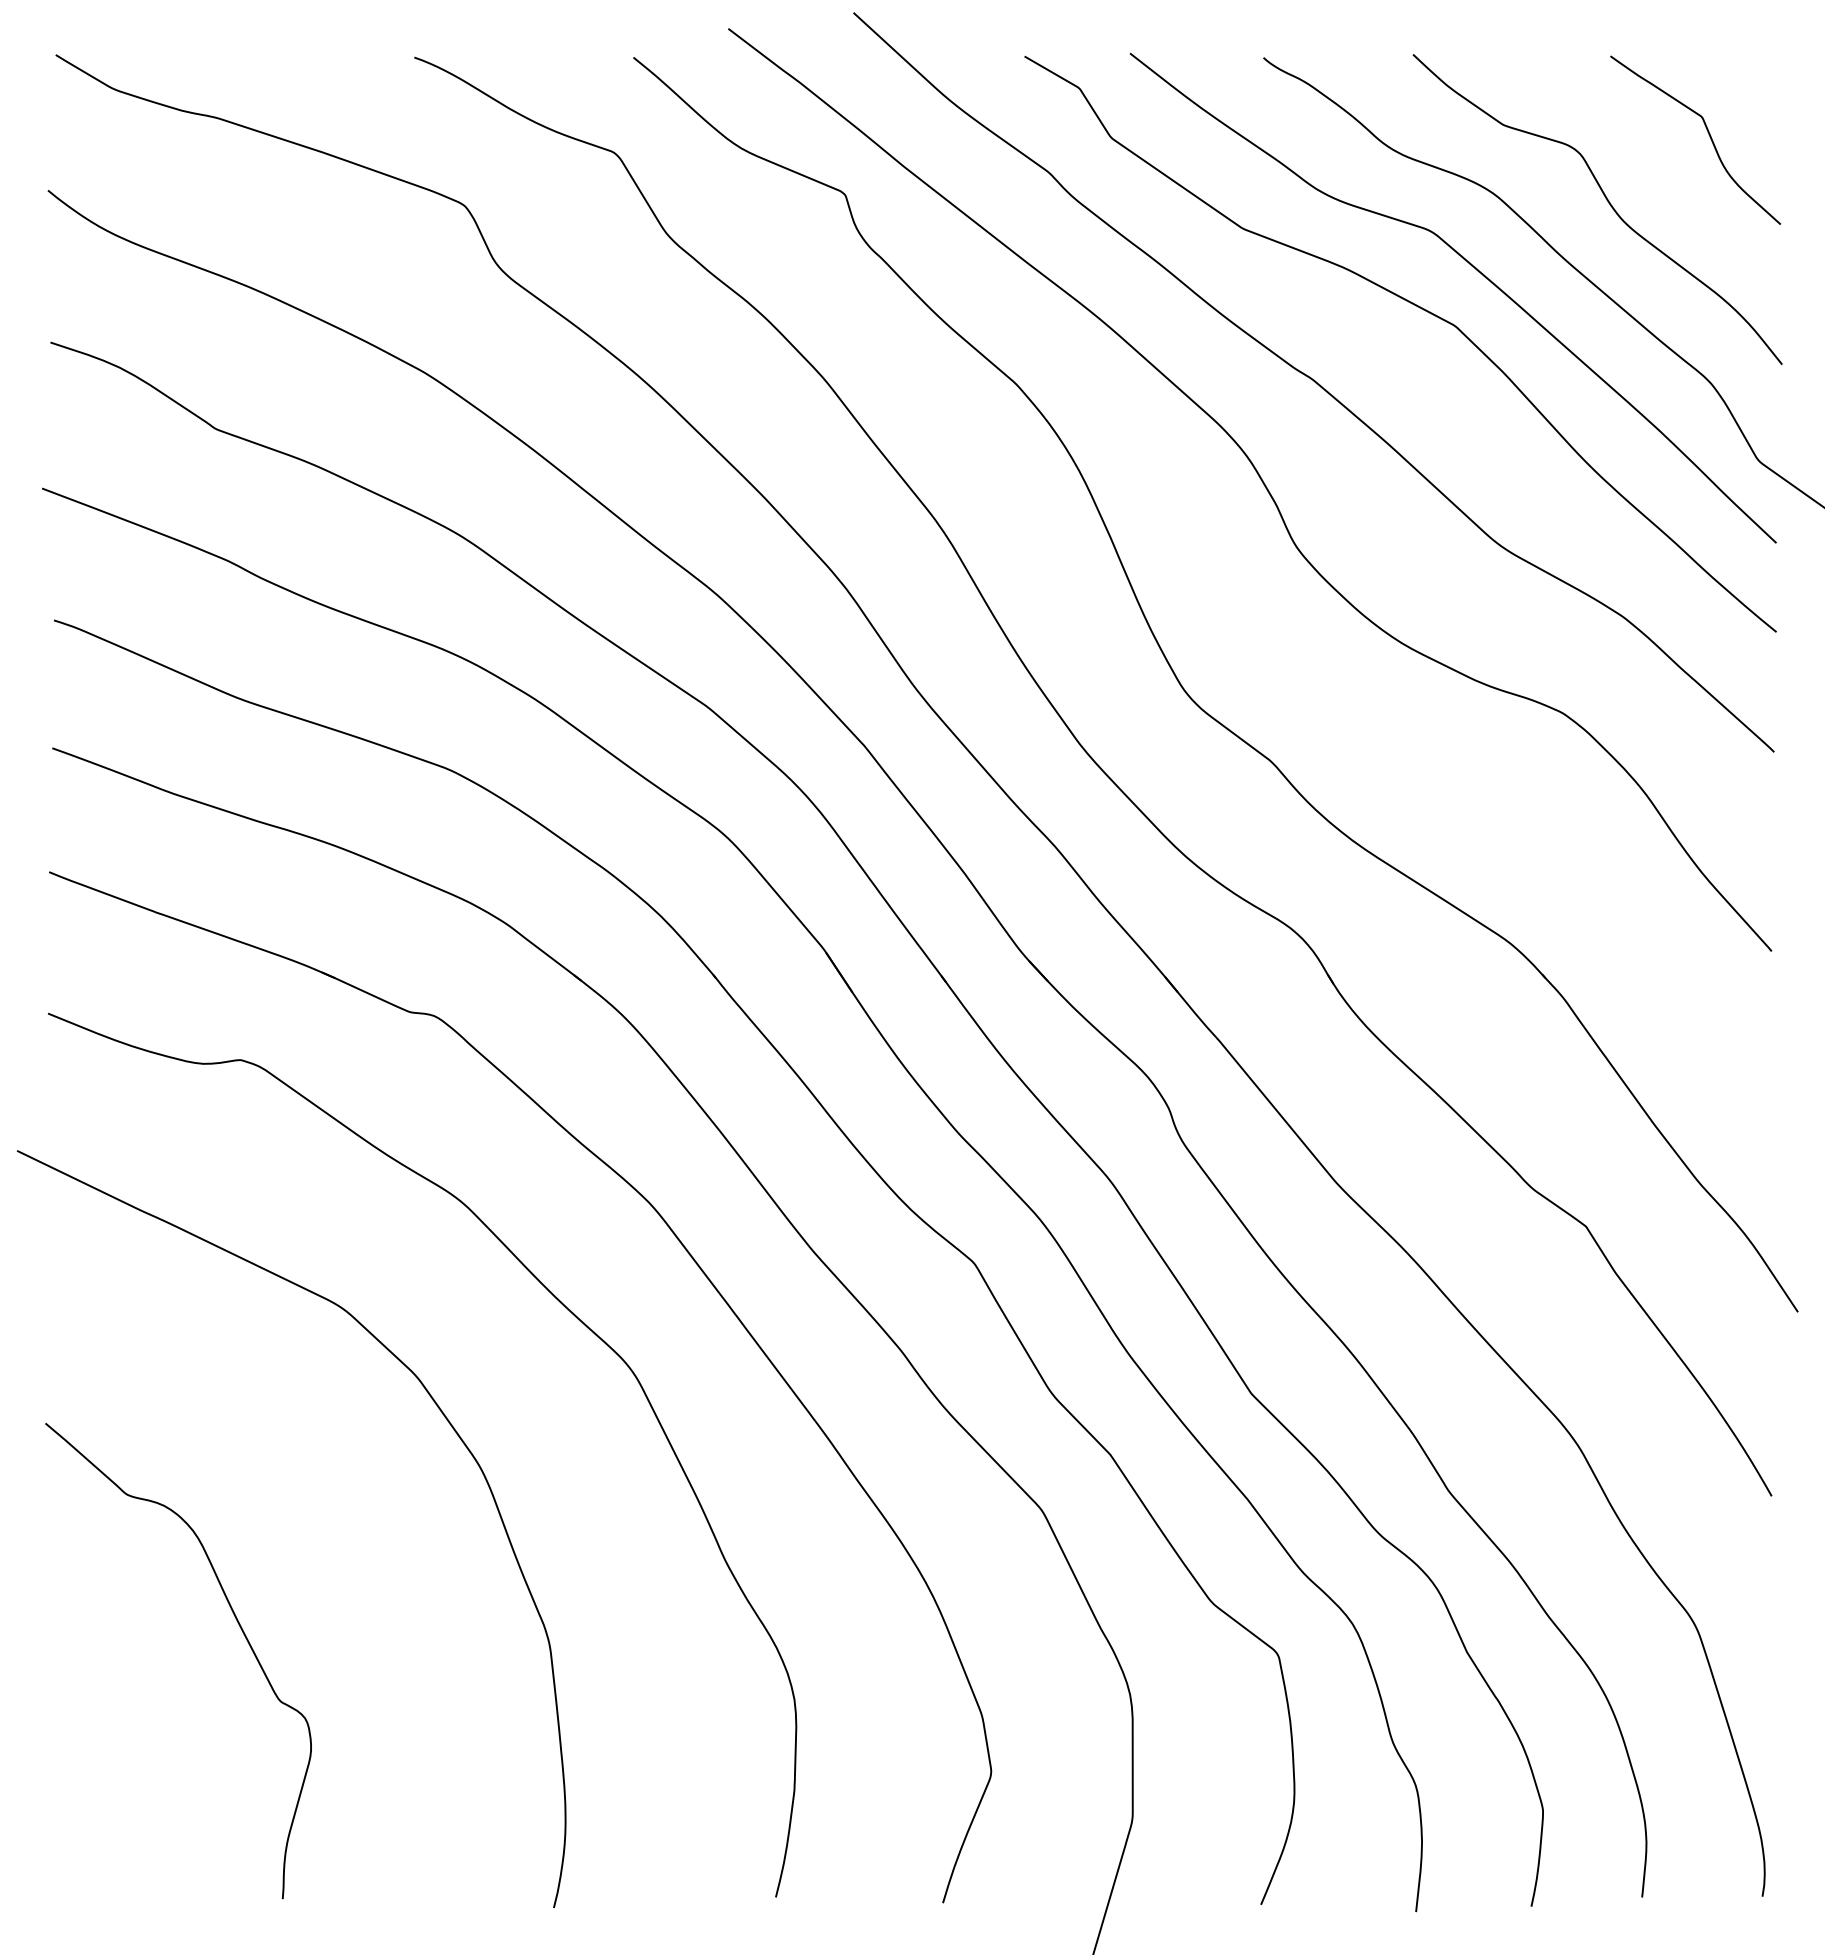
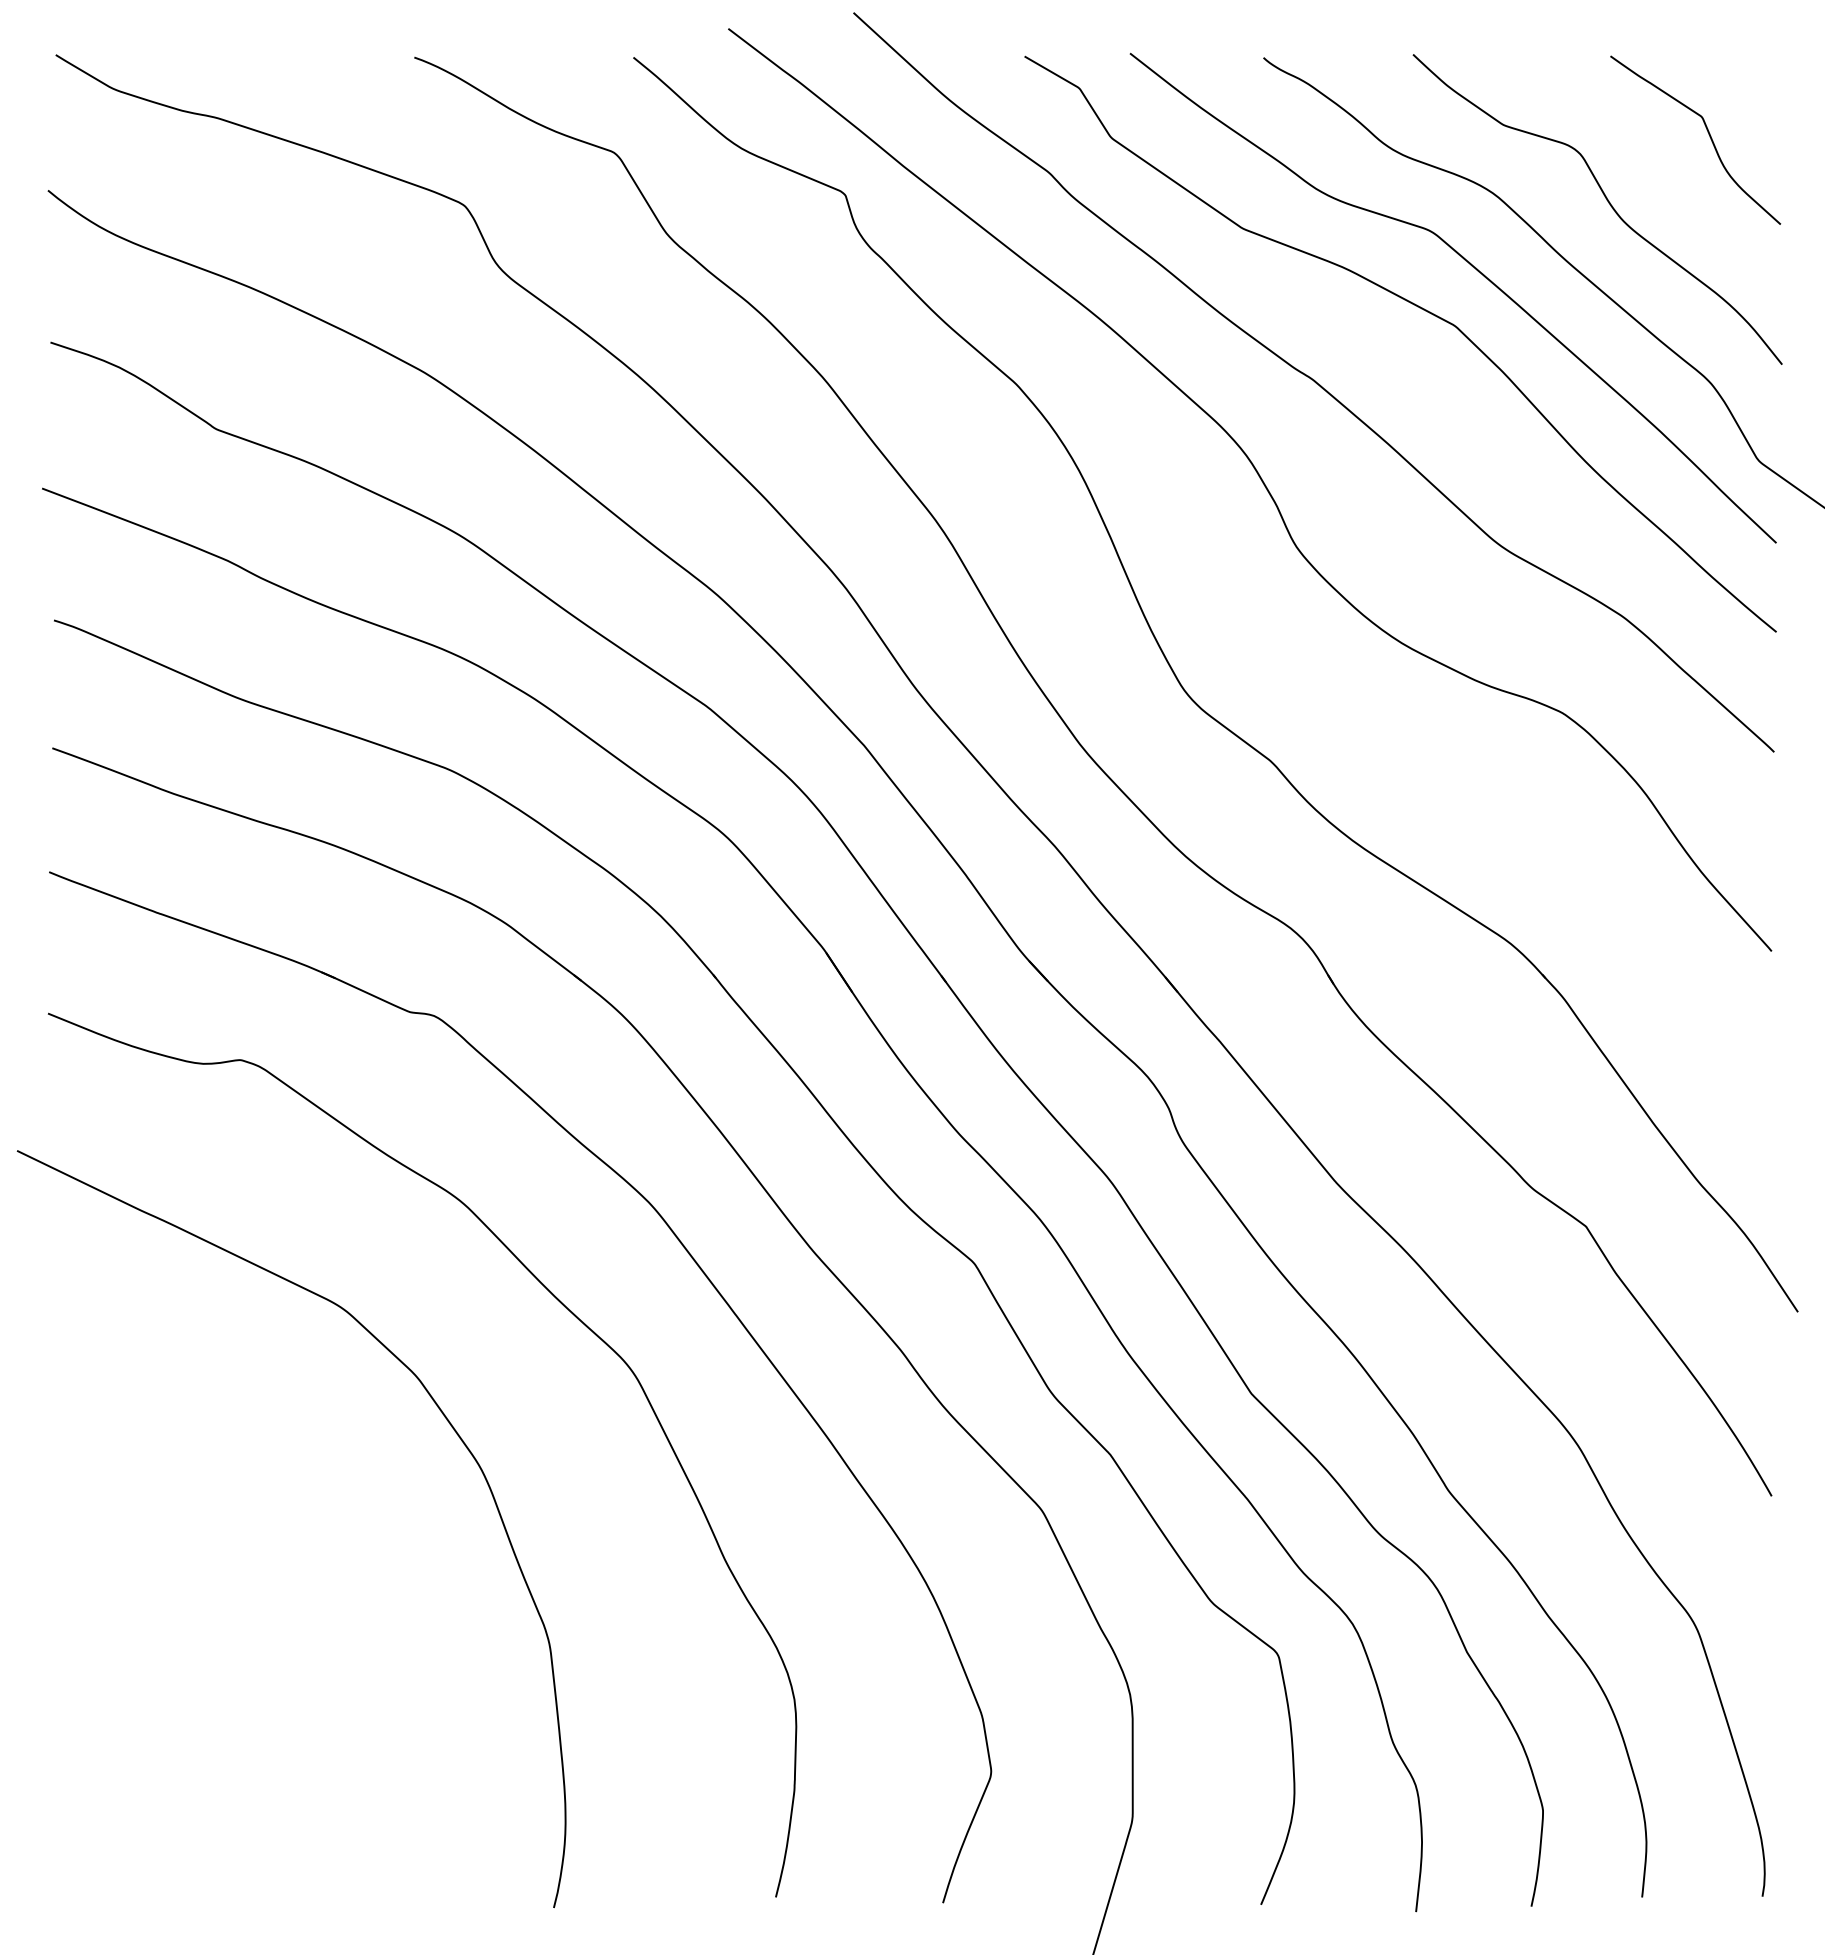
curve: present -> none (241, 1630)
